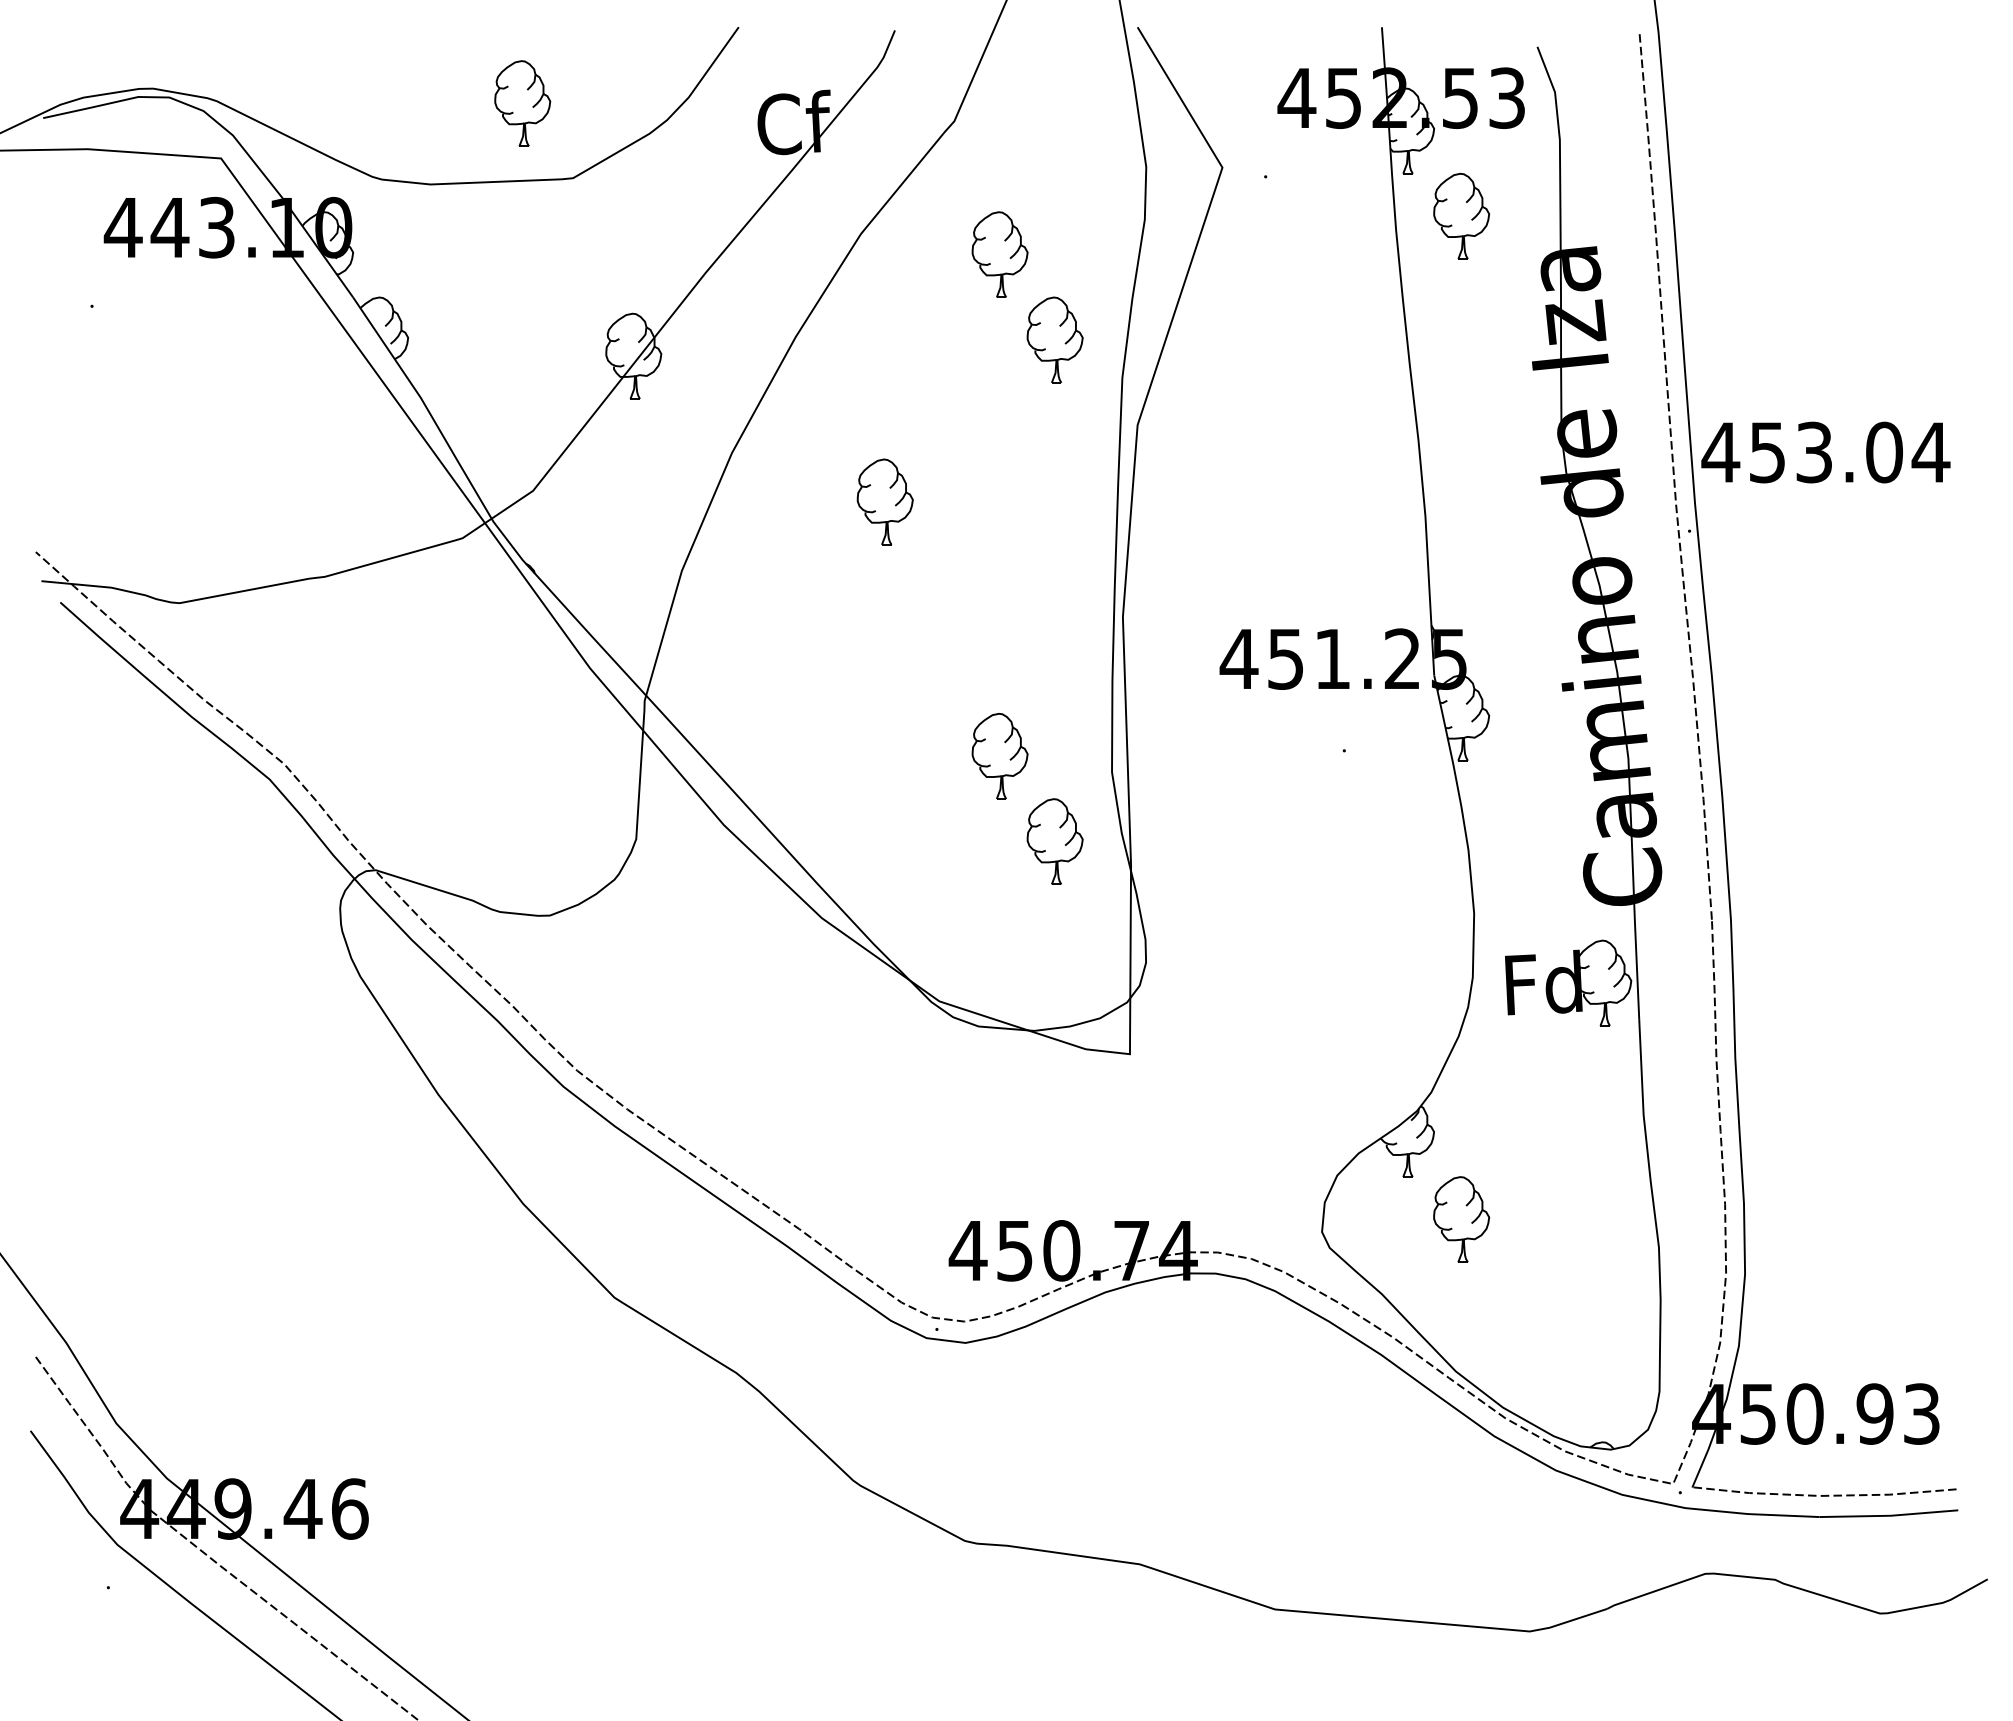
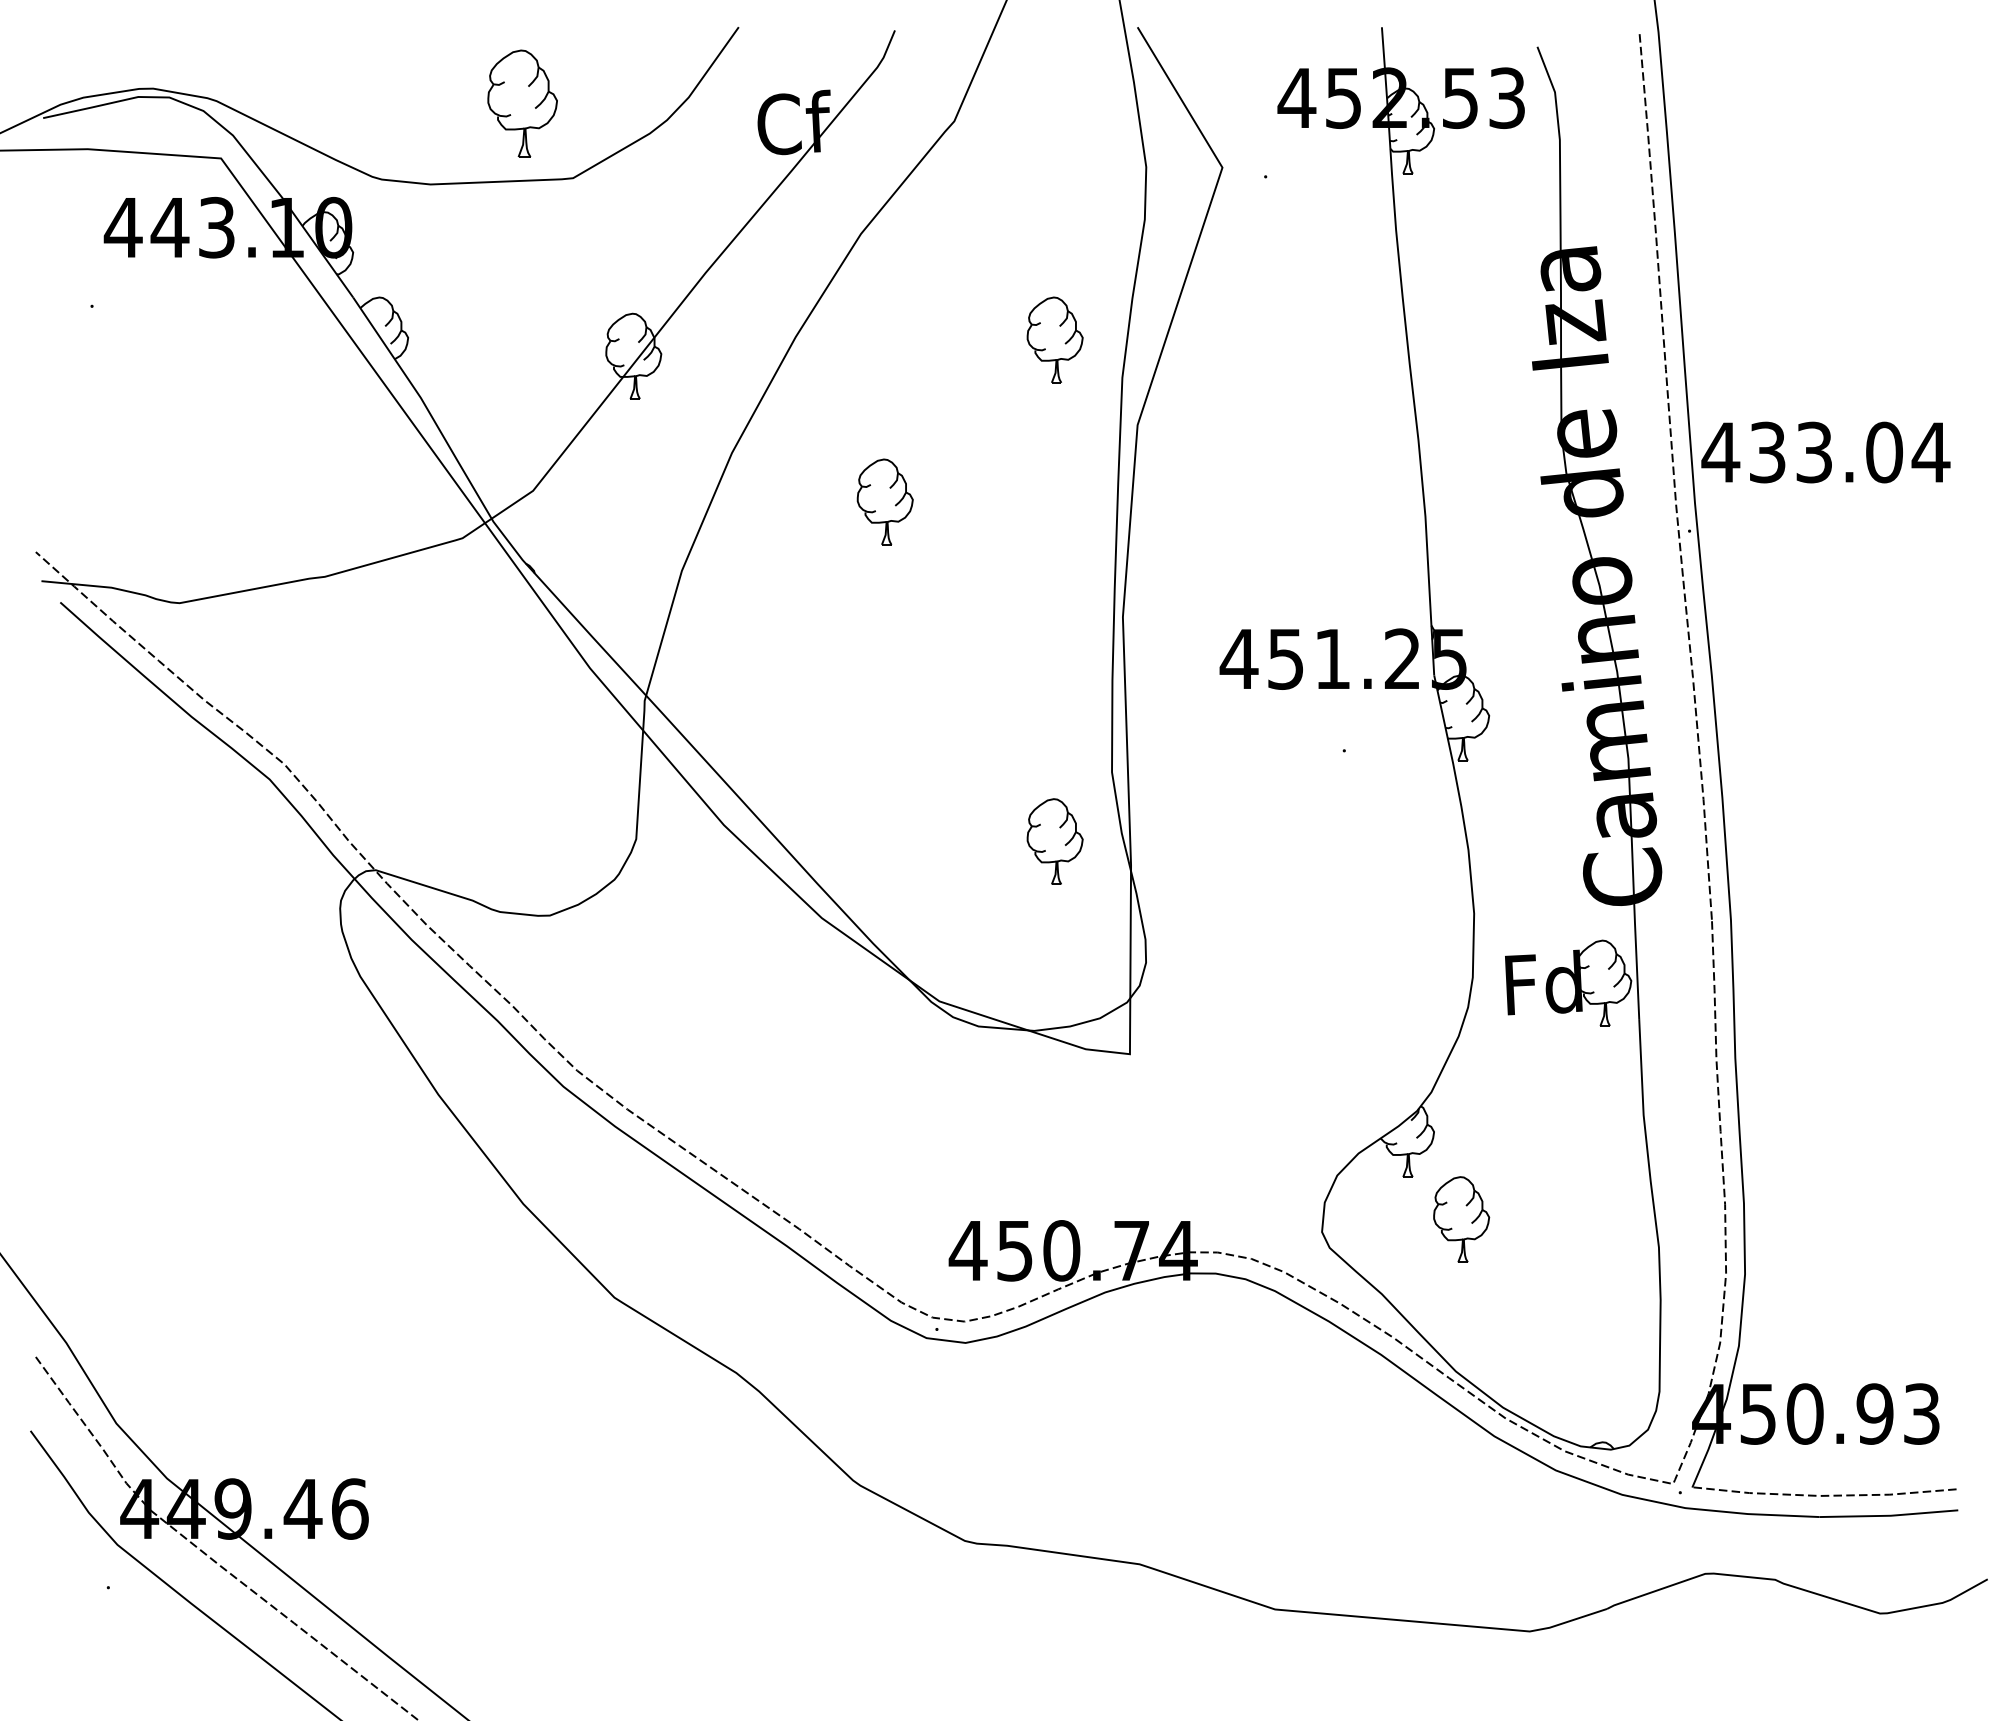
part size: 58x87 px -> 71x109 px (522, 103)
part: present -> none (1461, 215)
part: present -> none (999, 254)
text: 453.04 -> 433.04 (1767, 451)
part: present -> none (999, 756)
